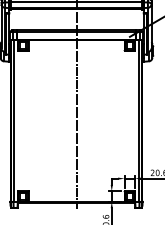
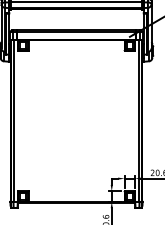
line: present -> none (76, 105)
